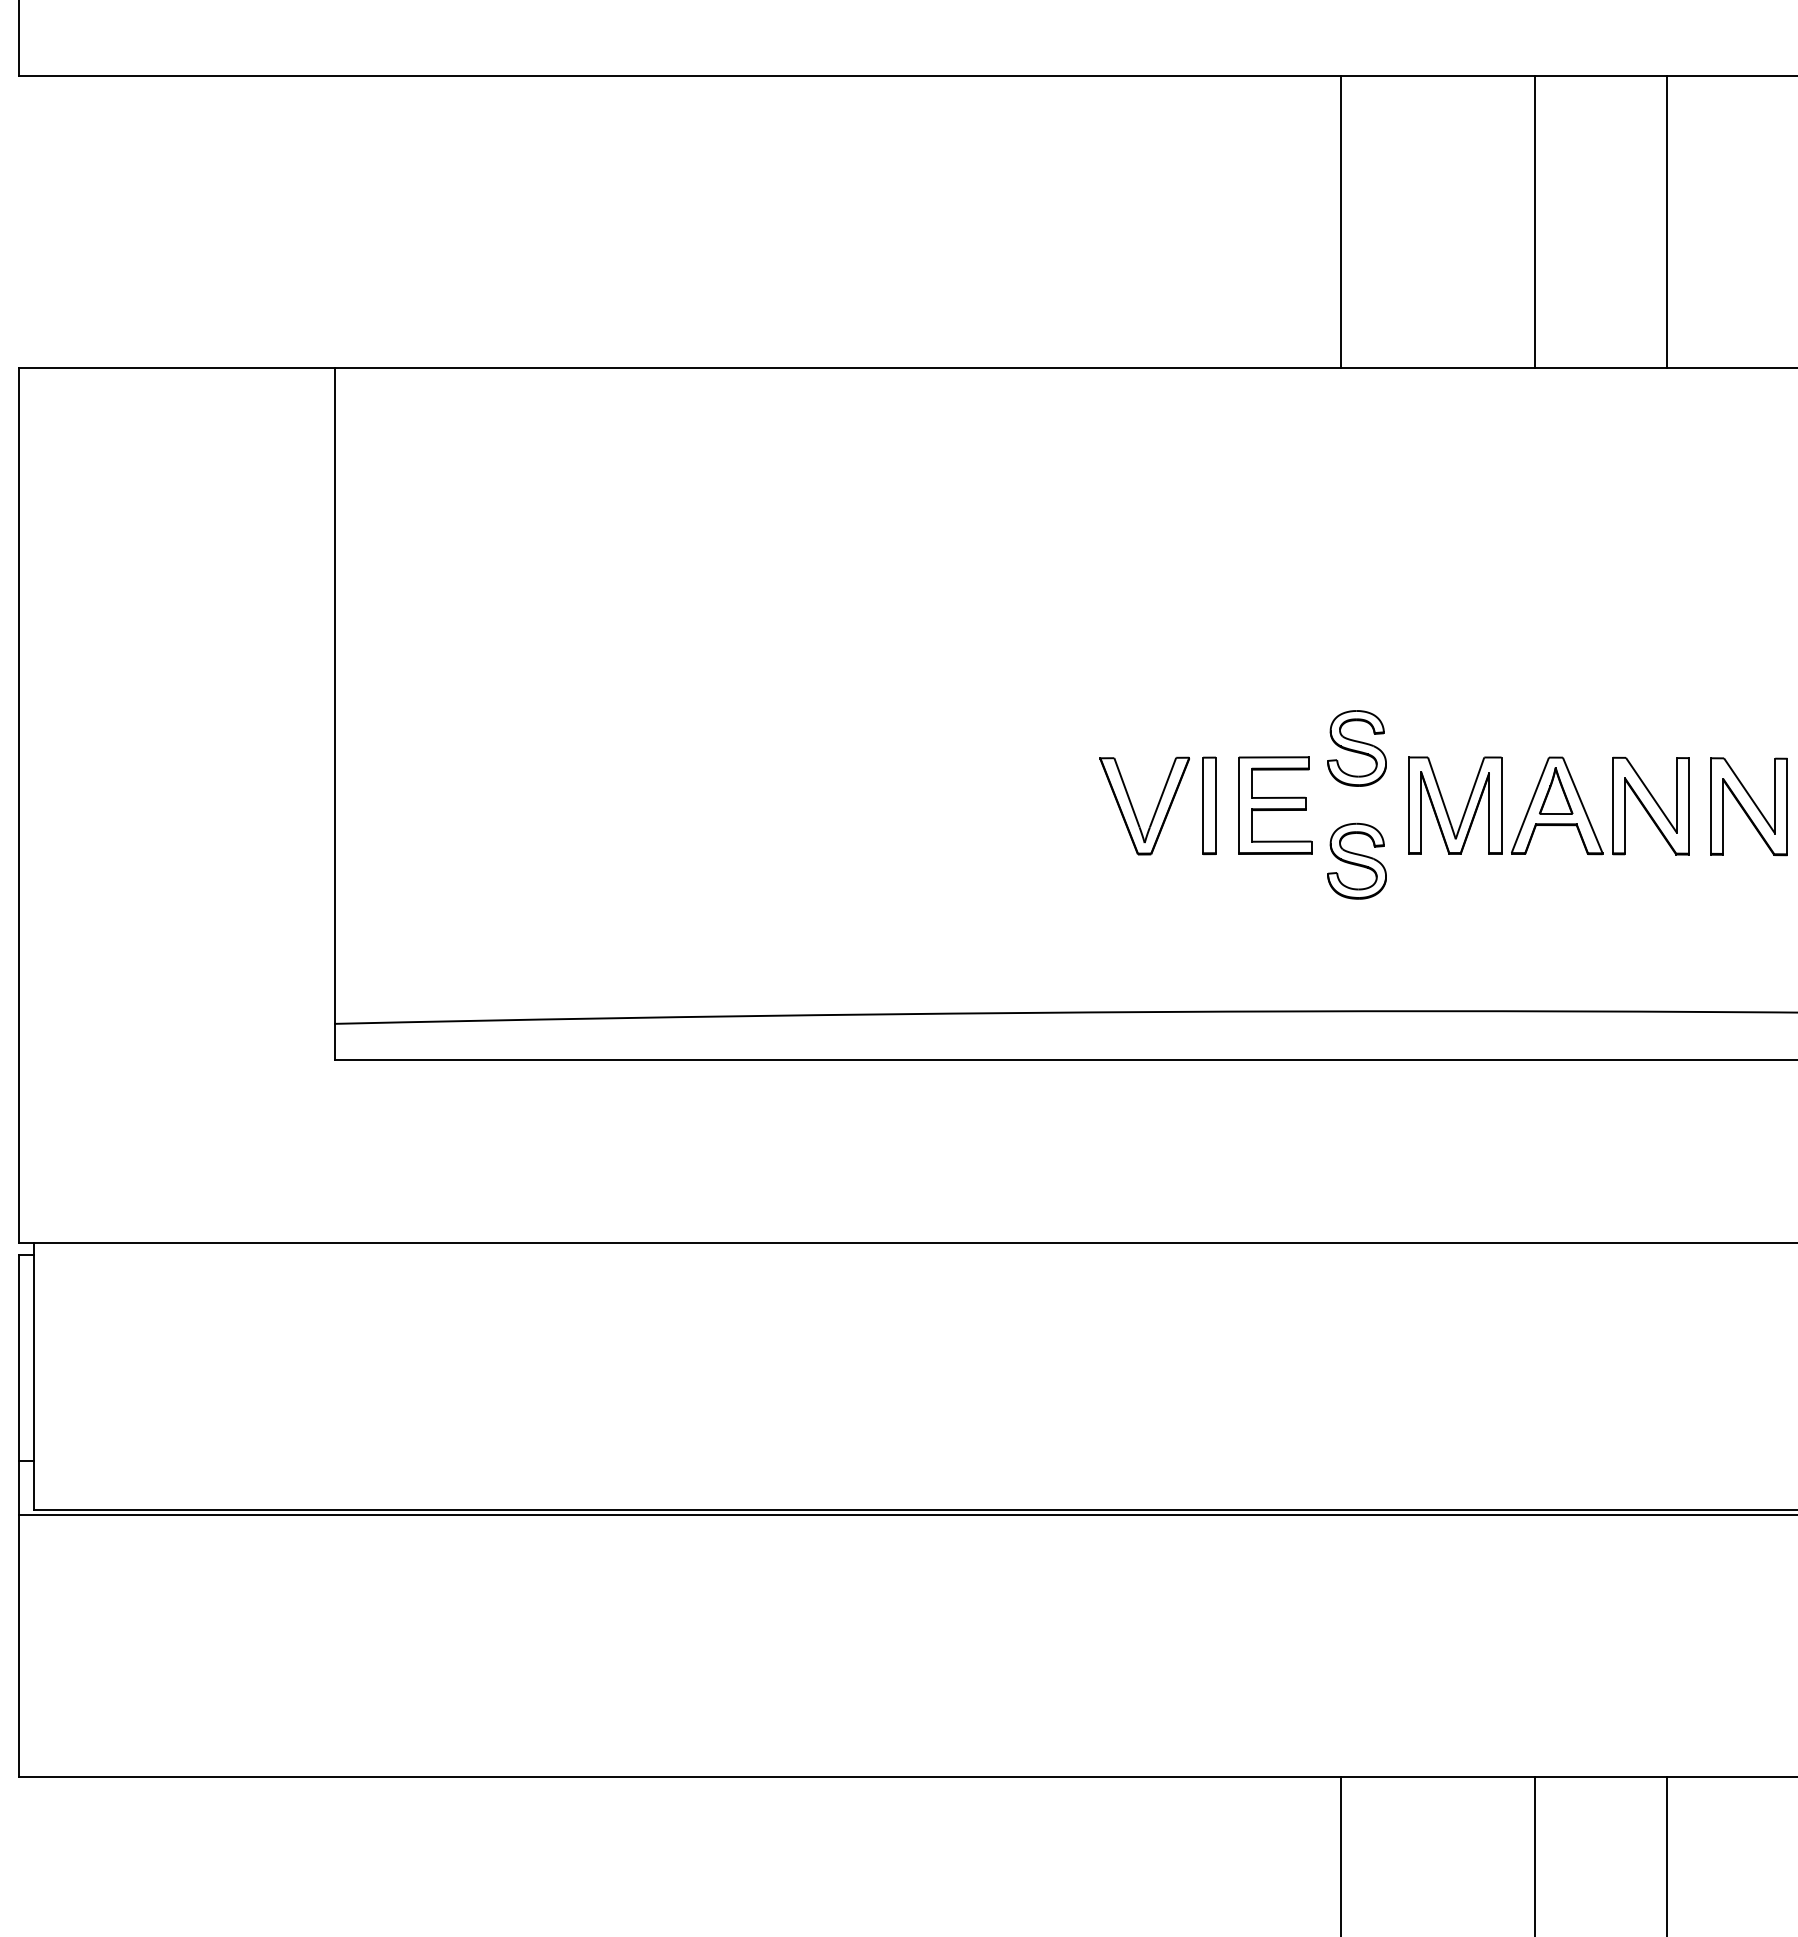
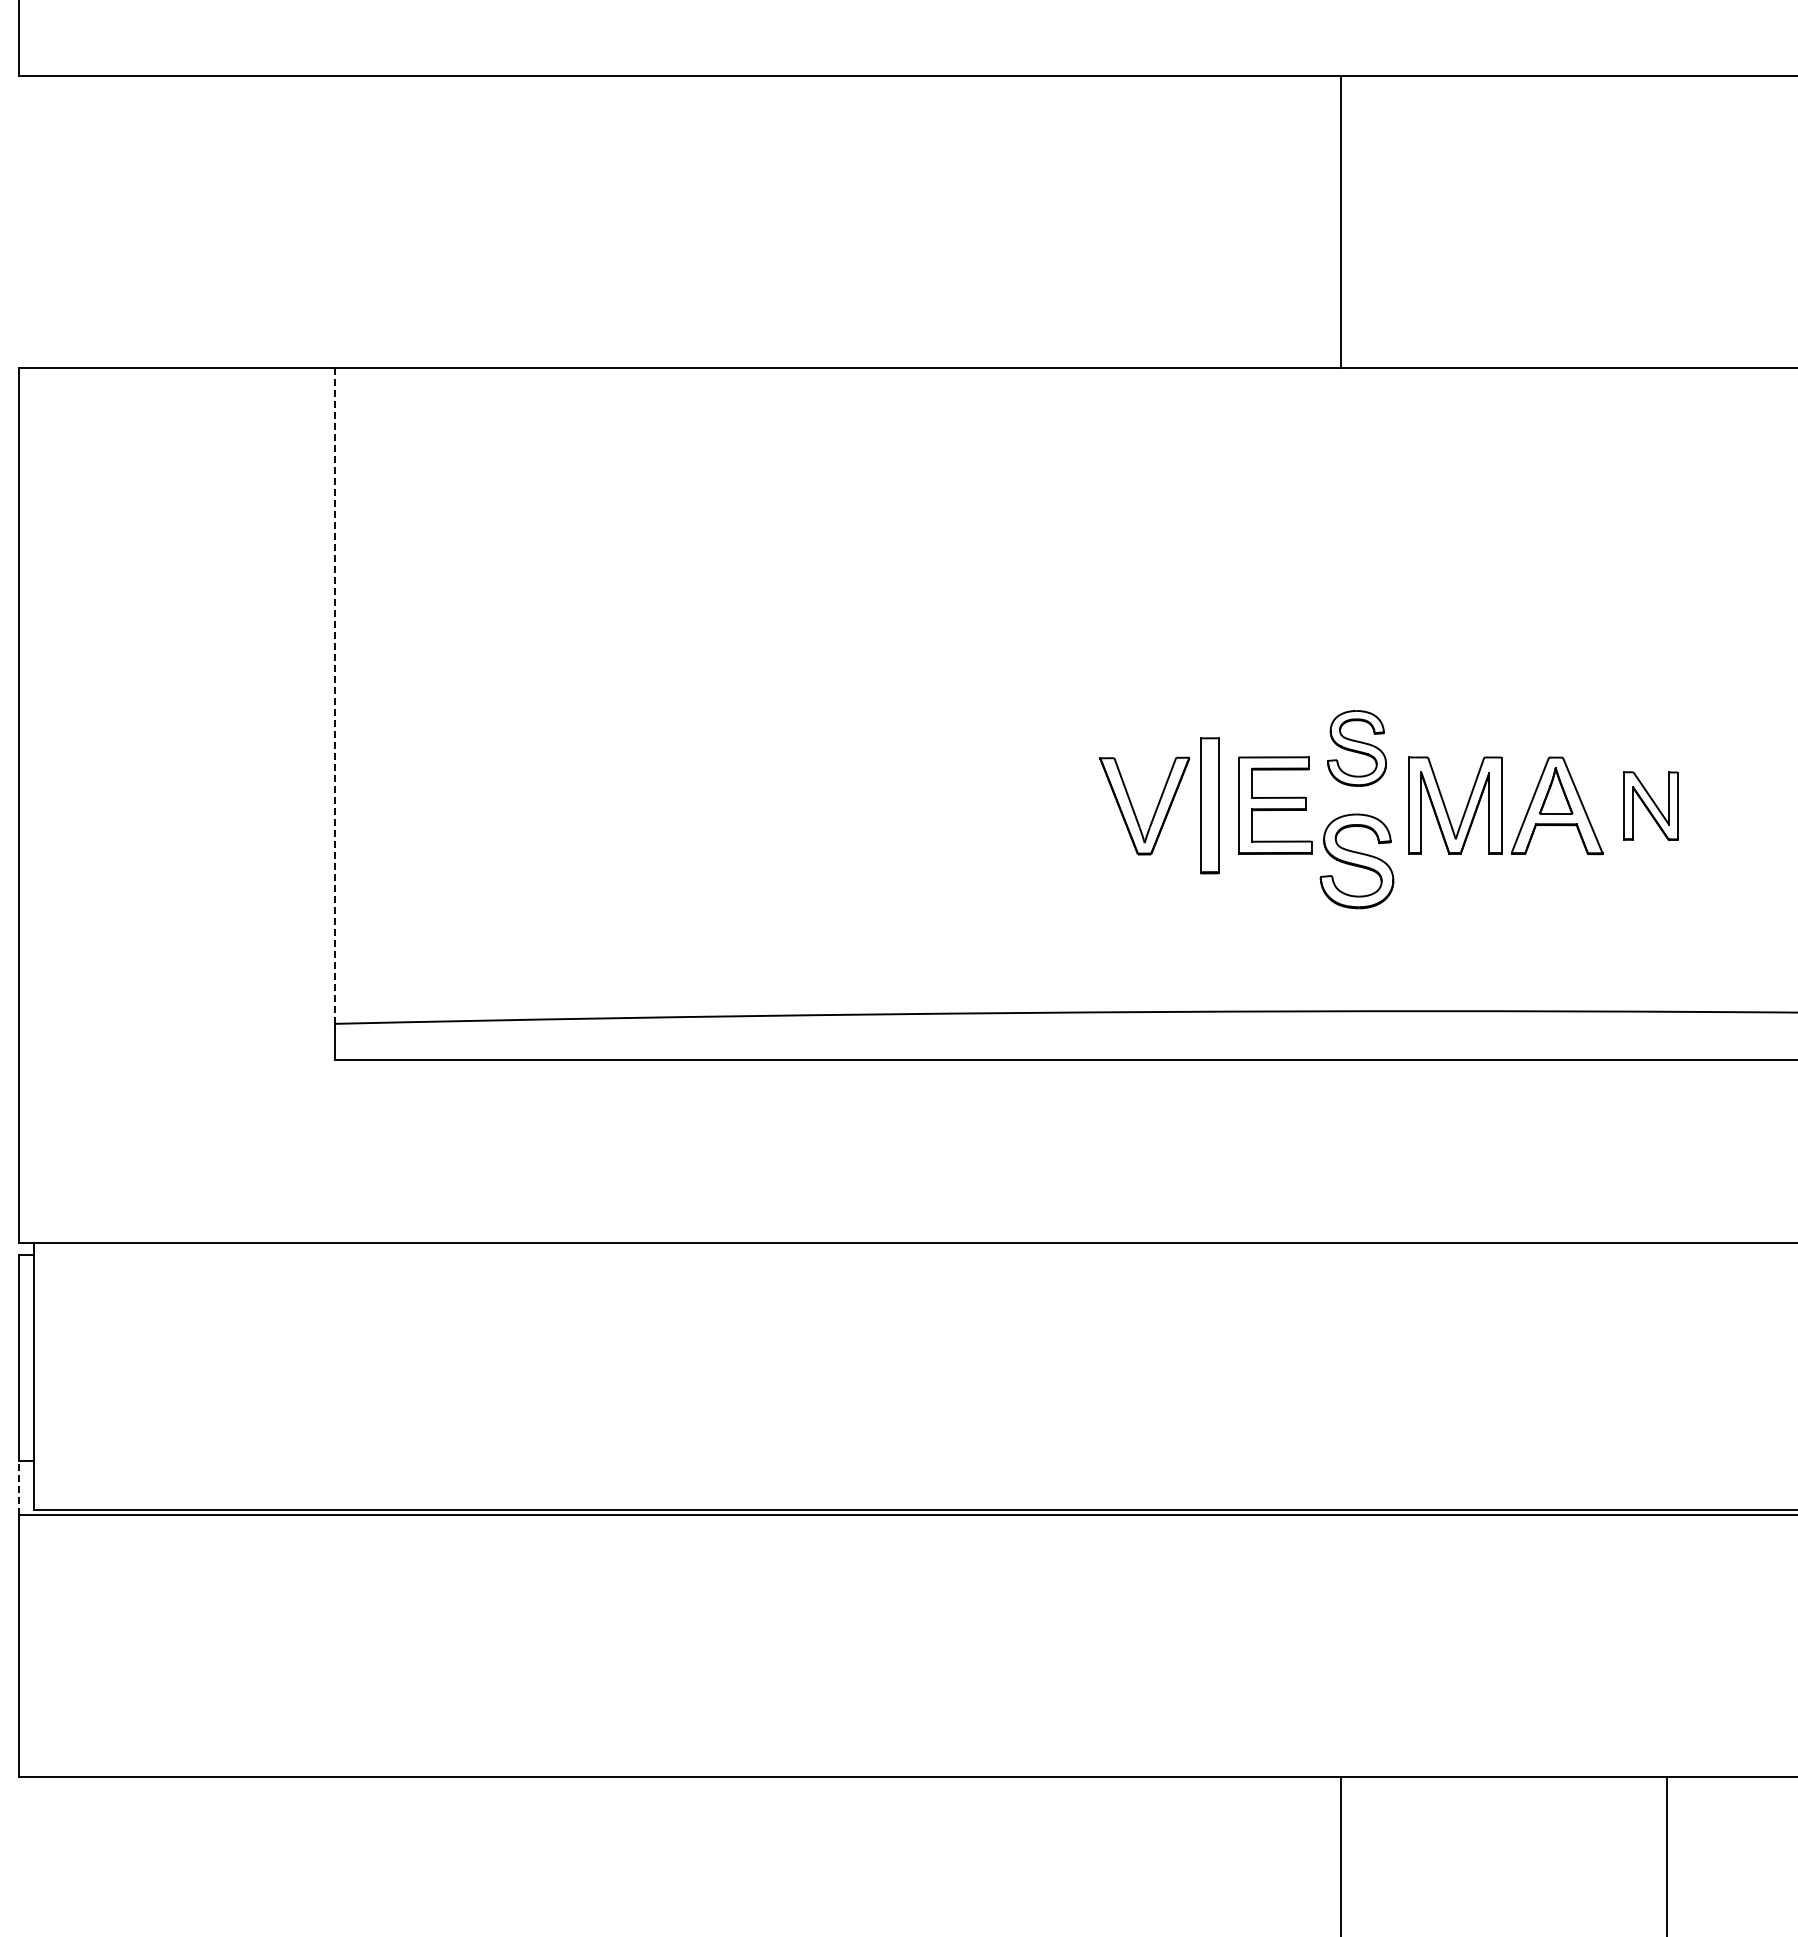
line: present -> none (1535, 221)
line: present -> none (1666, 221)
line: solid -> dashed (334, 695)
part size: 15x100 px -> 20x138 px (1209, 805)
part size: 78x100 px -> 56x70 px (1650, 805)
part: present -> none (1748, 806)
part size: 60x78 px -> 76x97 px (1356, 861)
line: solid -> dashed (18, 1488)
line: present -> none (1535, 1855)
